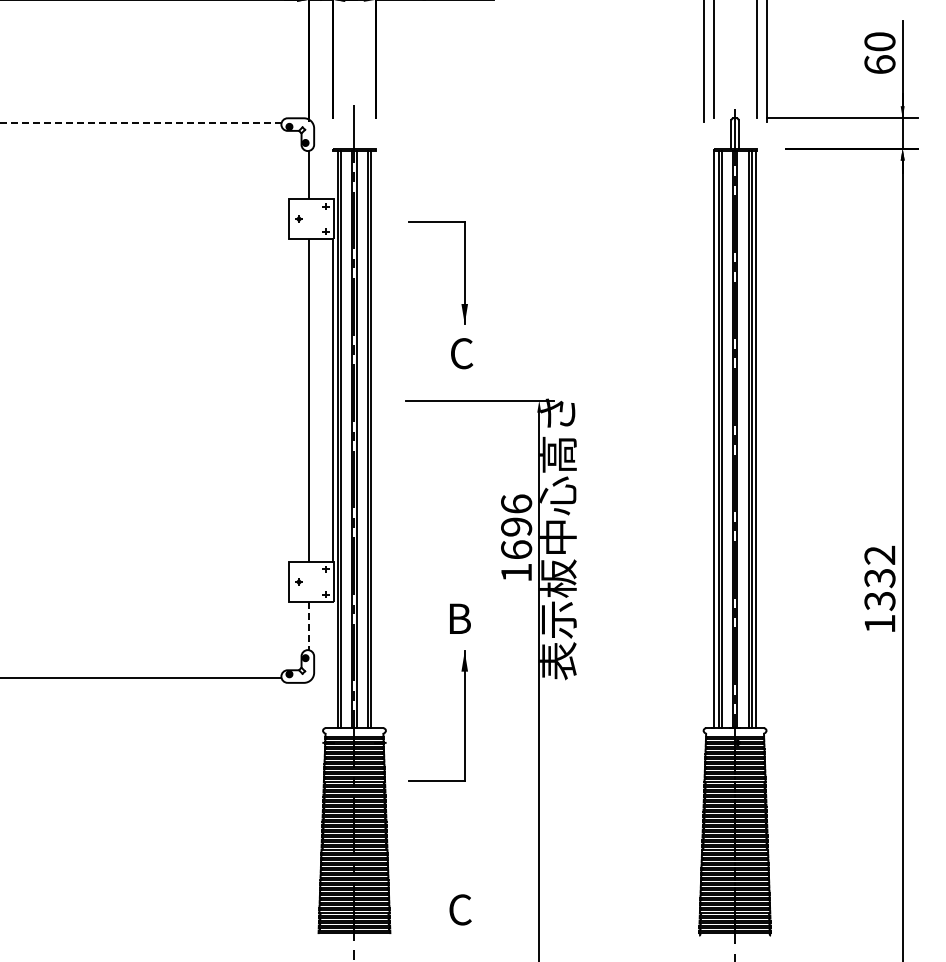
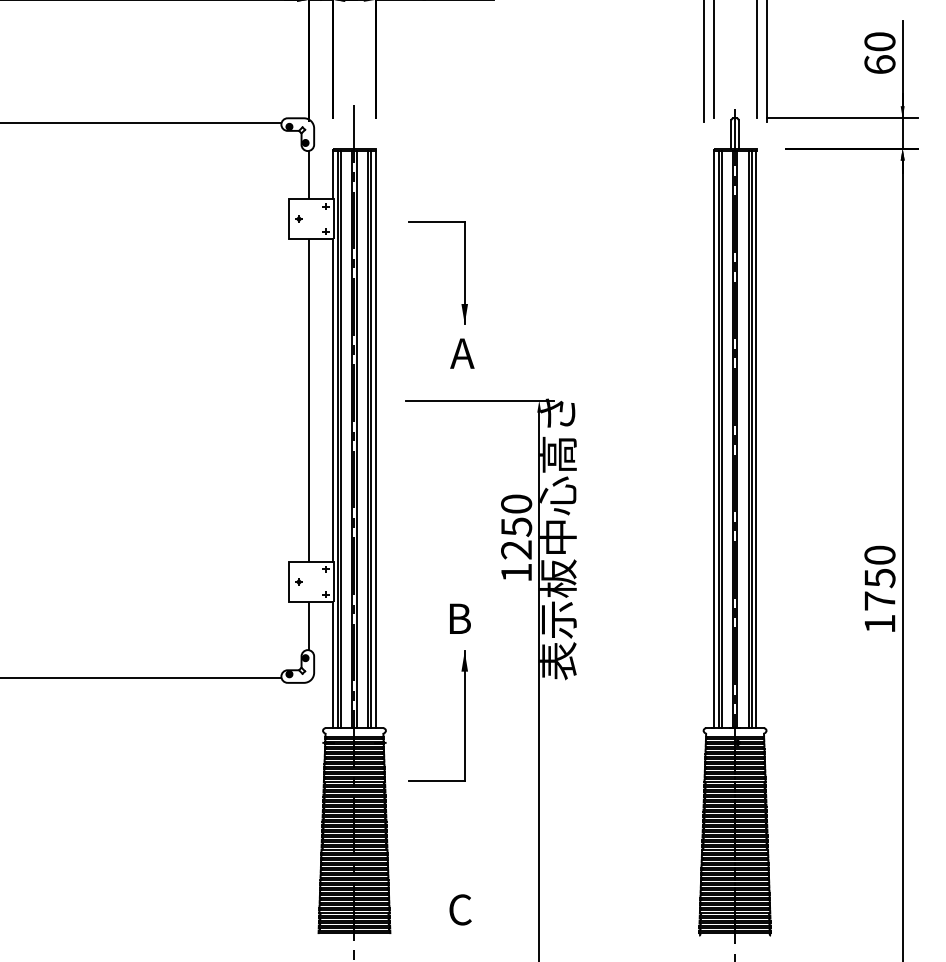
line: dashed -> solid (140, 123)
line: none -> present (333, 174)
text: C -> A (462, 353)
line: none -> present (375, 439)
text: 1696 -> 1250 (516, 526)
text: 1332 -> 1750 (879, 578)
line: dashed -> solid (309, 626)
line: none -> present (333, 665)
